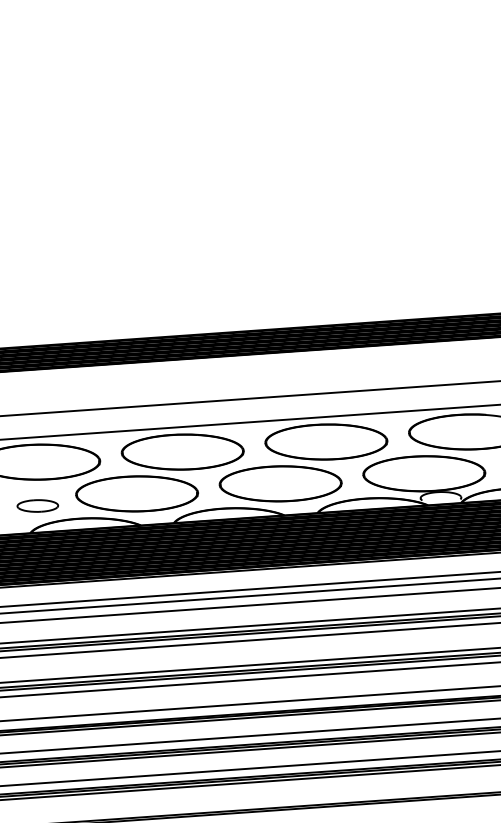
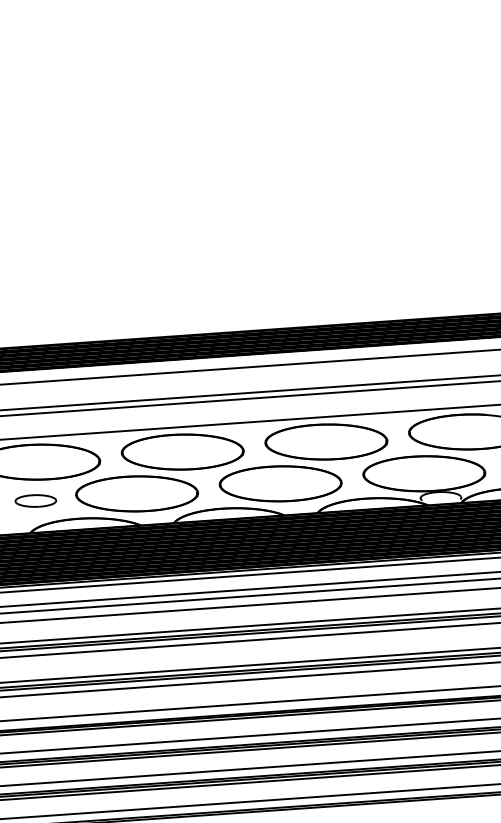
line: none -> present (249, 366)
line: none -> present (249, 392)
part position: (37, 505) -> (35, 500) (35, 500)
line: none -> present (249, 574)
line: none -> present (249, 801)
